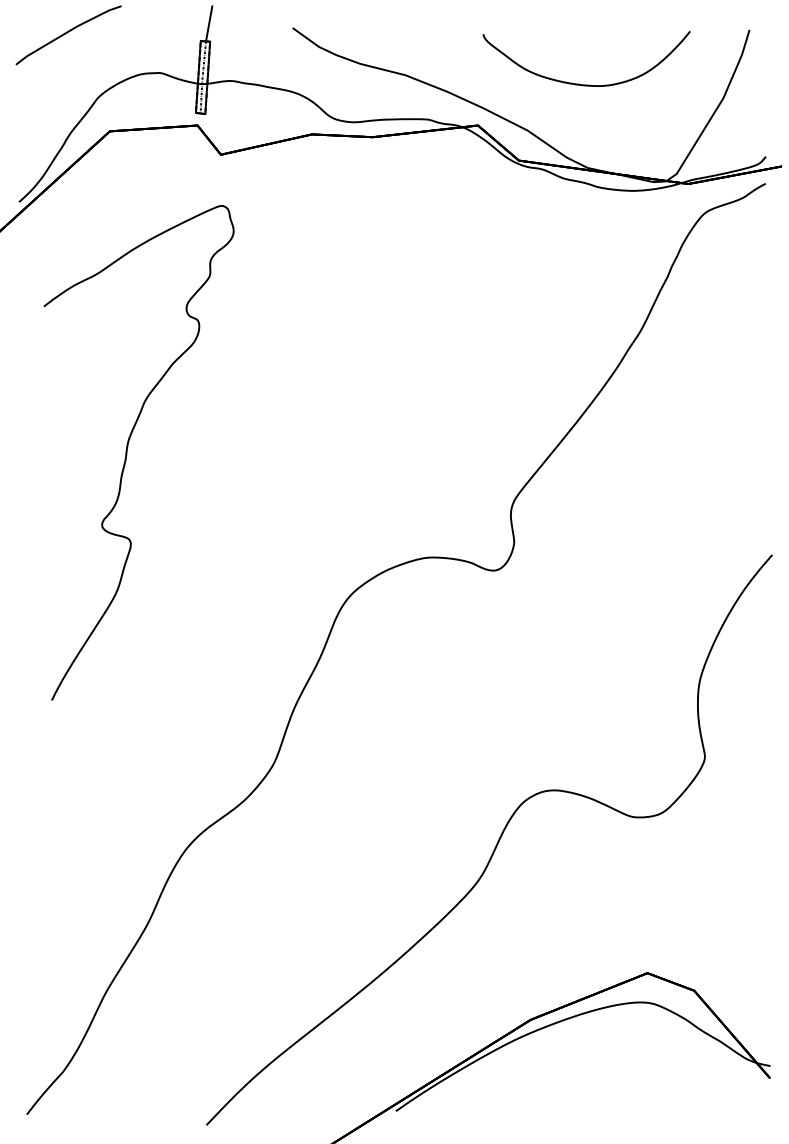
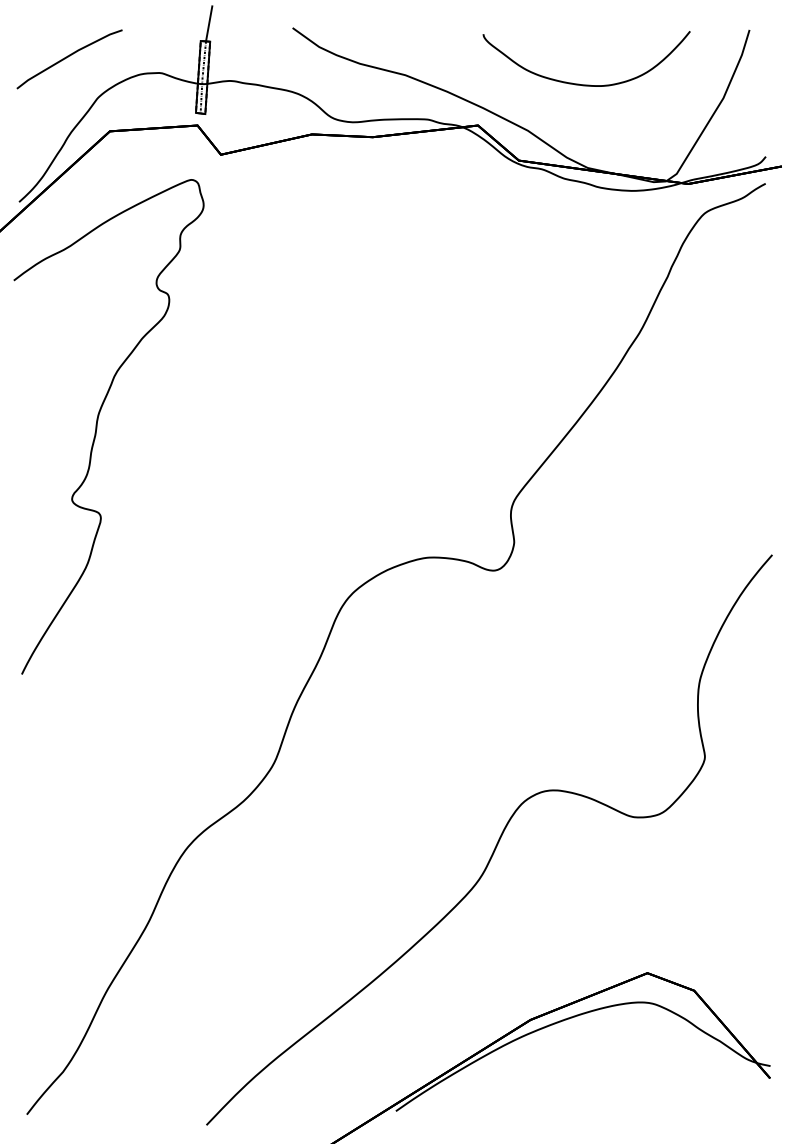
curve position: (67, 33) -> (68, 57) (68, 57)
curve position: (127, 452) -> (97, 426) (97, 426)
